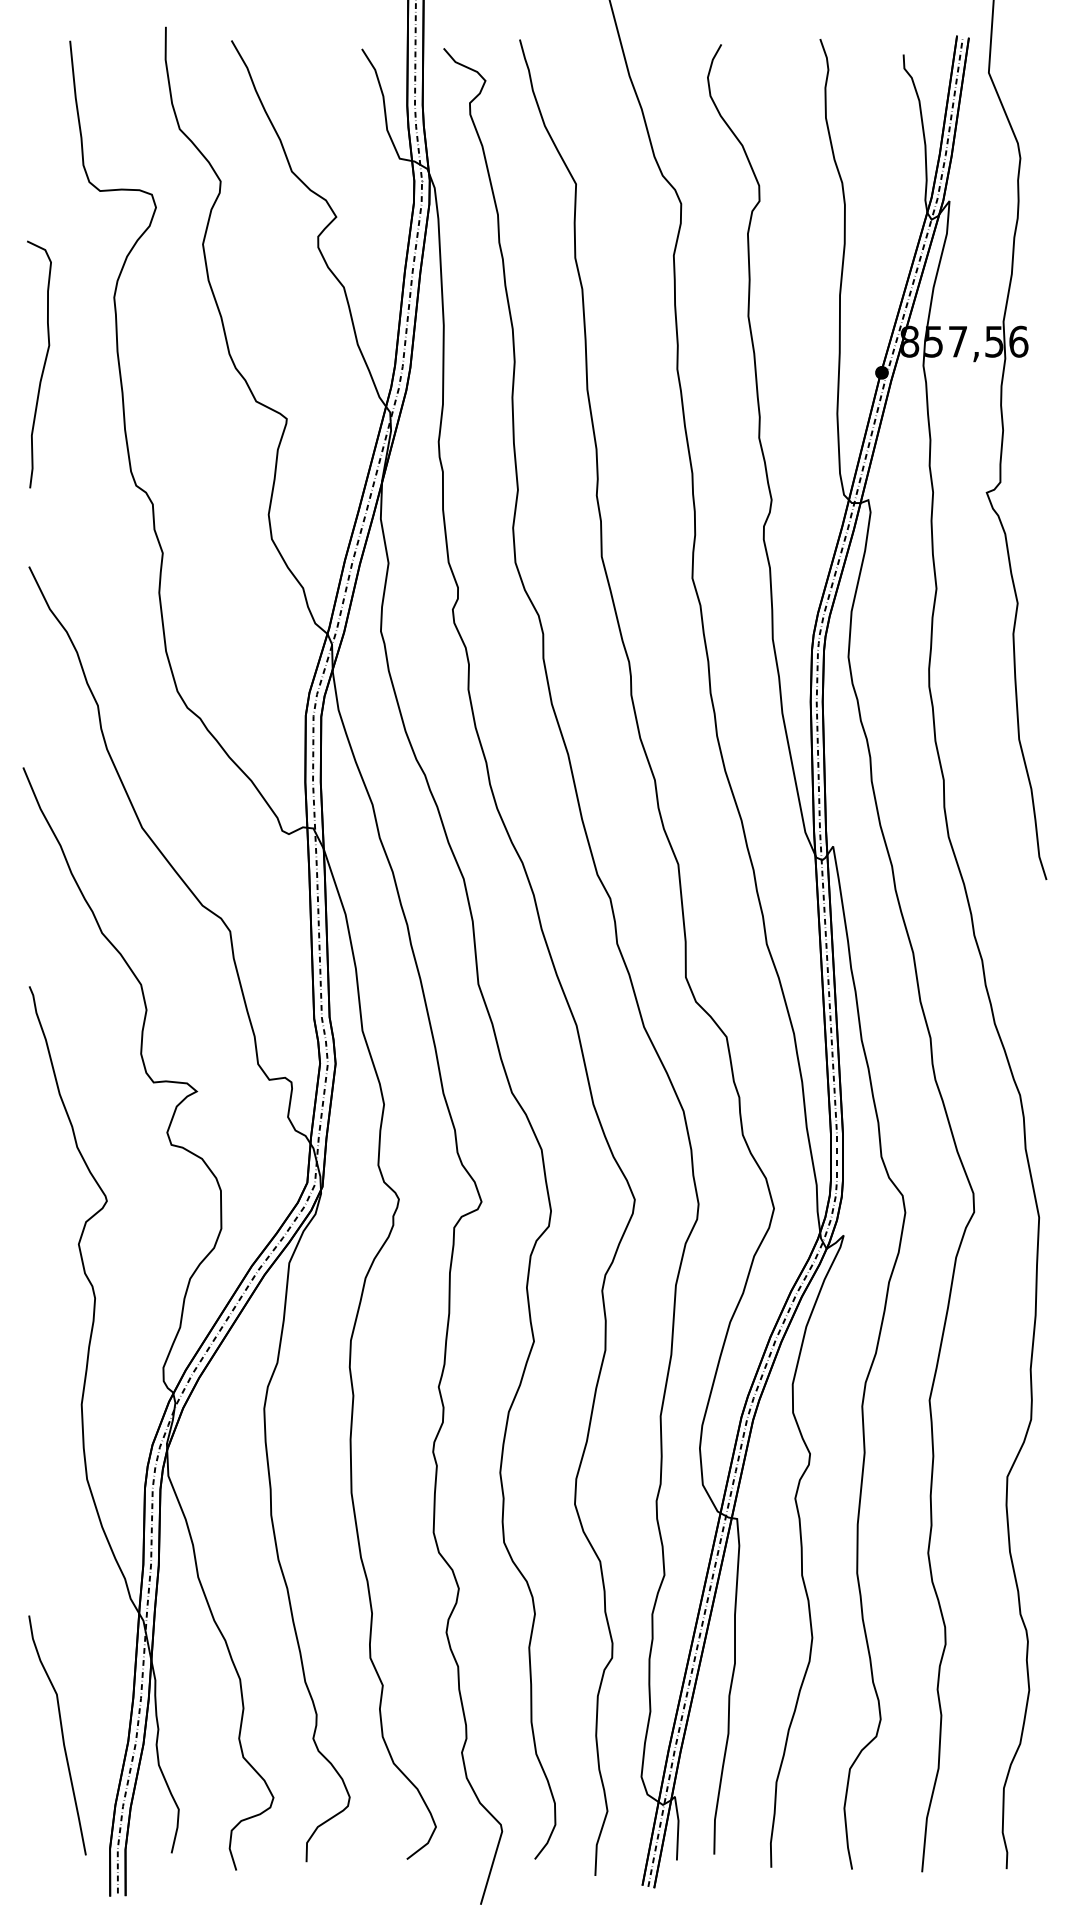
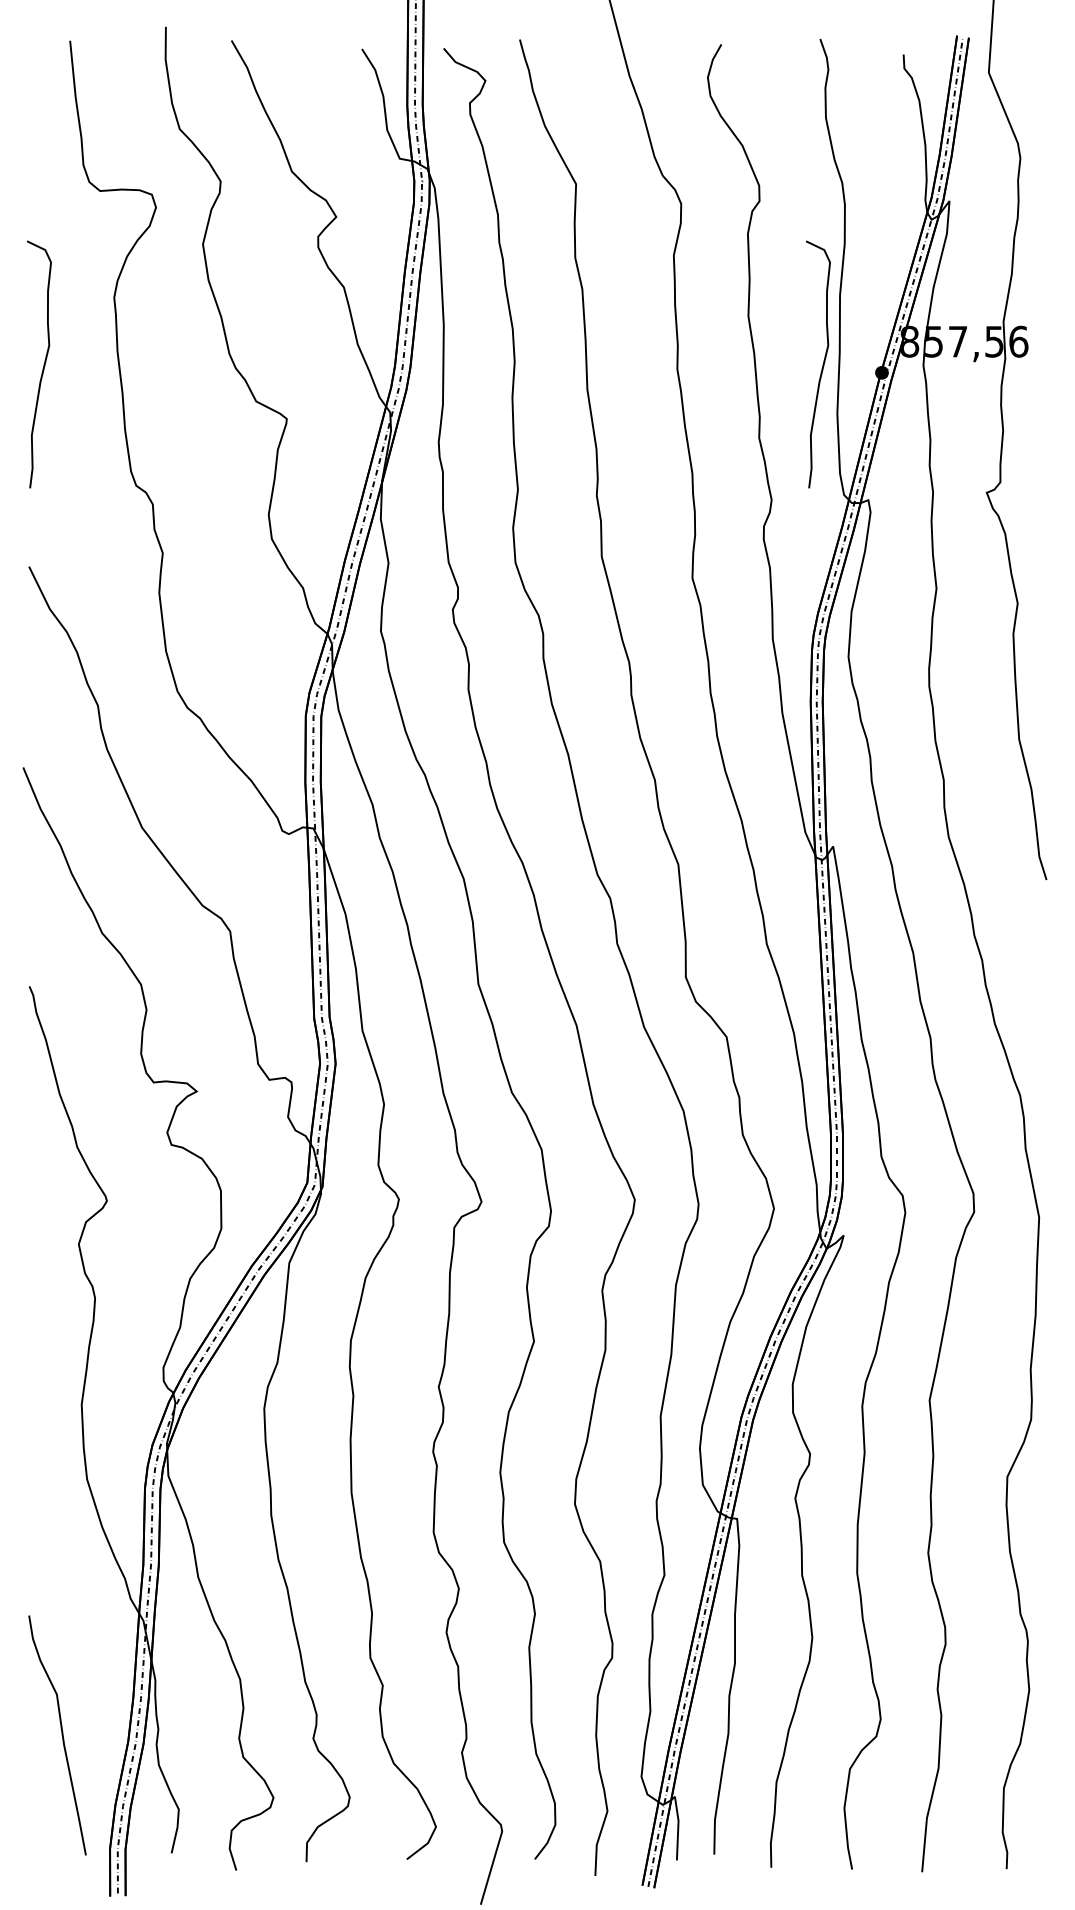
curve: none -> present (822, 364)
